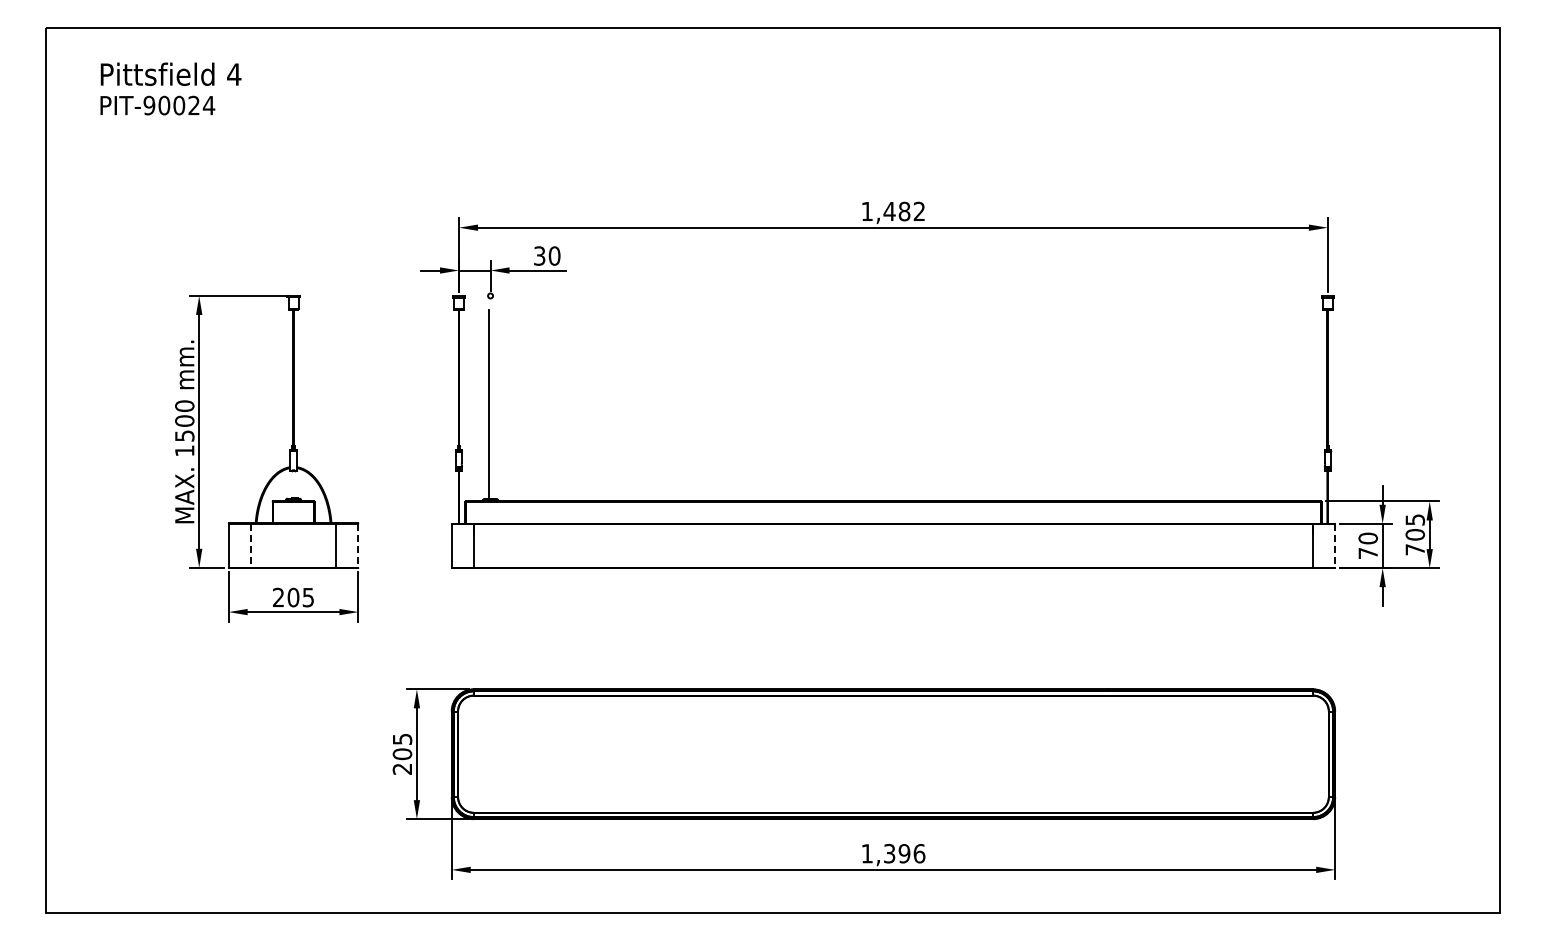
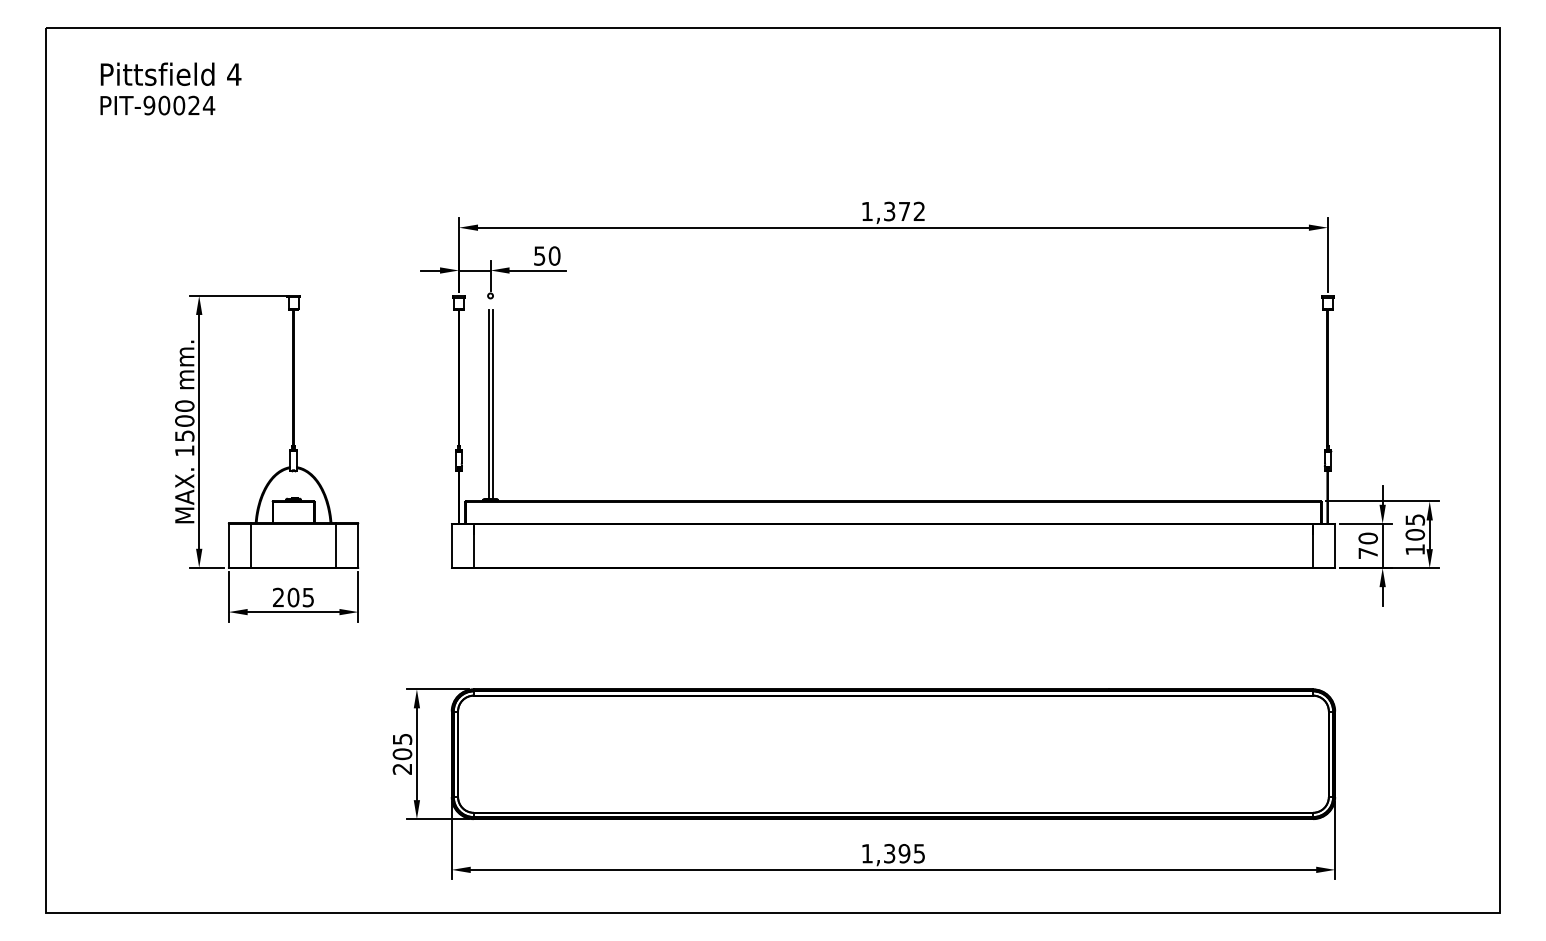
text: 1,482 -> 1,372 (896, 211)
text: 30 -> 50 (539, 255)
line: none -> present (492, 404)
line: dashed -> solid (250, 545)
line: dashed -> solid (358, 545)
line: dashed -> solid (1335, 545)
text: 705 -> 105 (1414, 549)
text: 1,396 -> 1,395 (919, 853)
